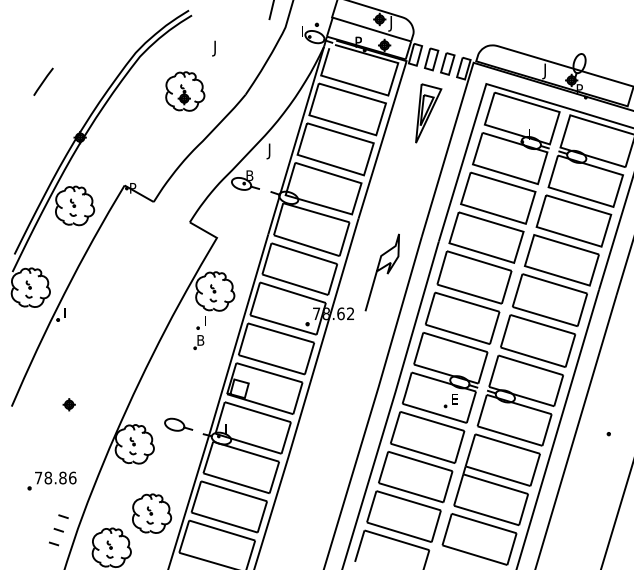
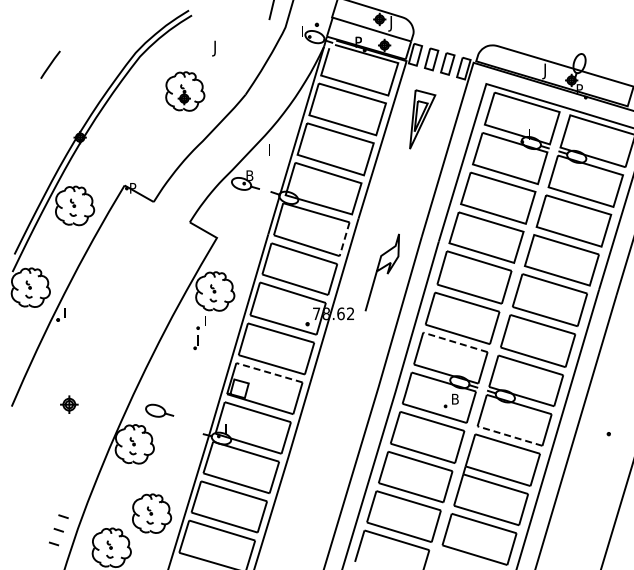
line position: (43, 81) -> (50, 64) (50, 64)
part position: (428, 113) -> (422, 119) (422, 119)
text: J -> I (268, 151)
line: solid -> dashed (344, 239)
text: B -> I (200, 340)
line: solid -> dashed (455, 342)
line: solid -> dashed (269, 372)
text: E -> B (455, 398)
part size: 14x14 px -> 19x19 px (69, 404)
part position: (178, 424) -> (159, 410) (159, 410)
line: solid -> dashed (510, 436)
part: present -> none (51, 480)
